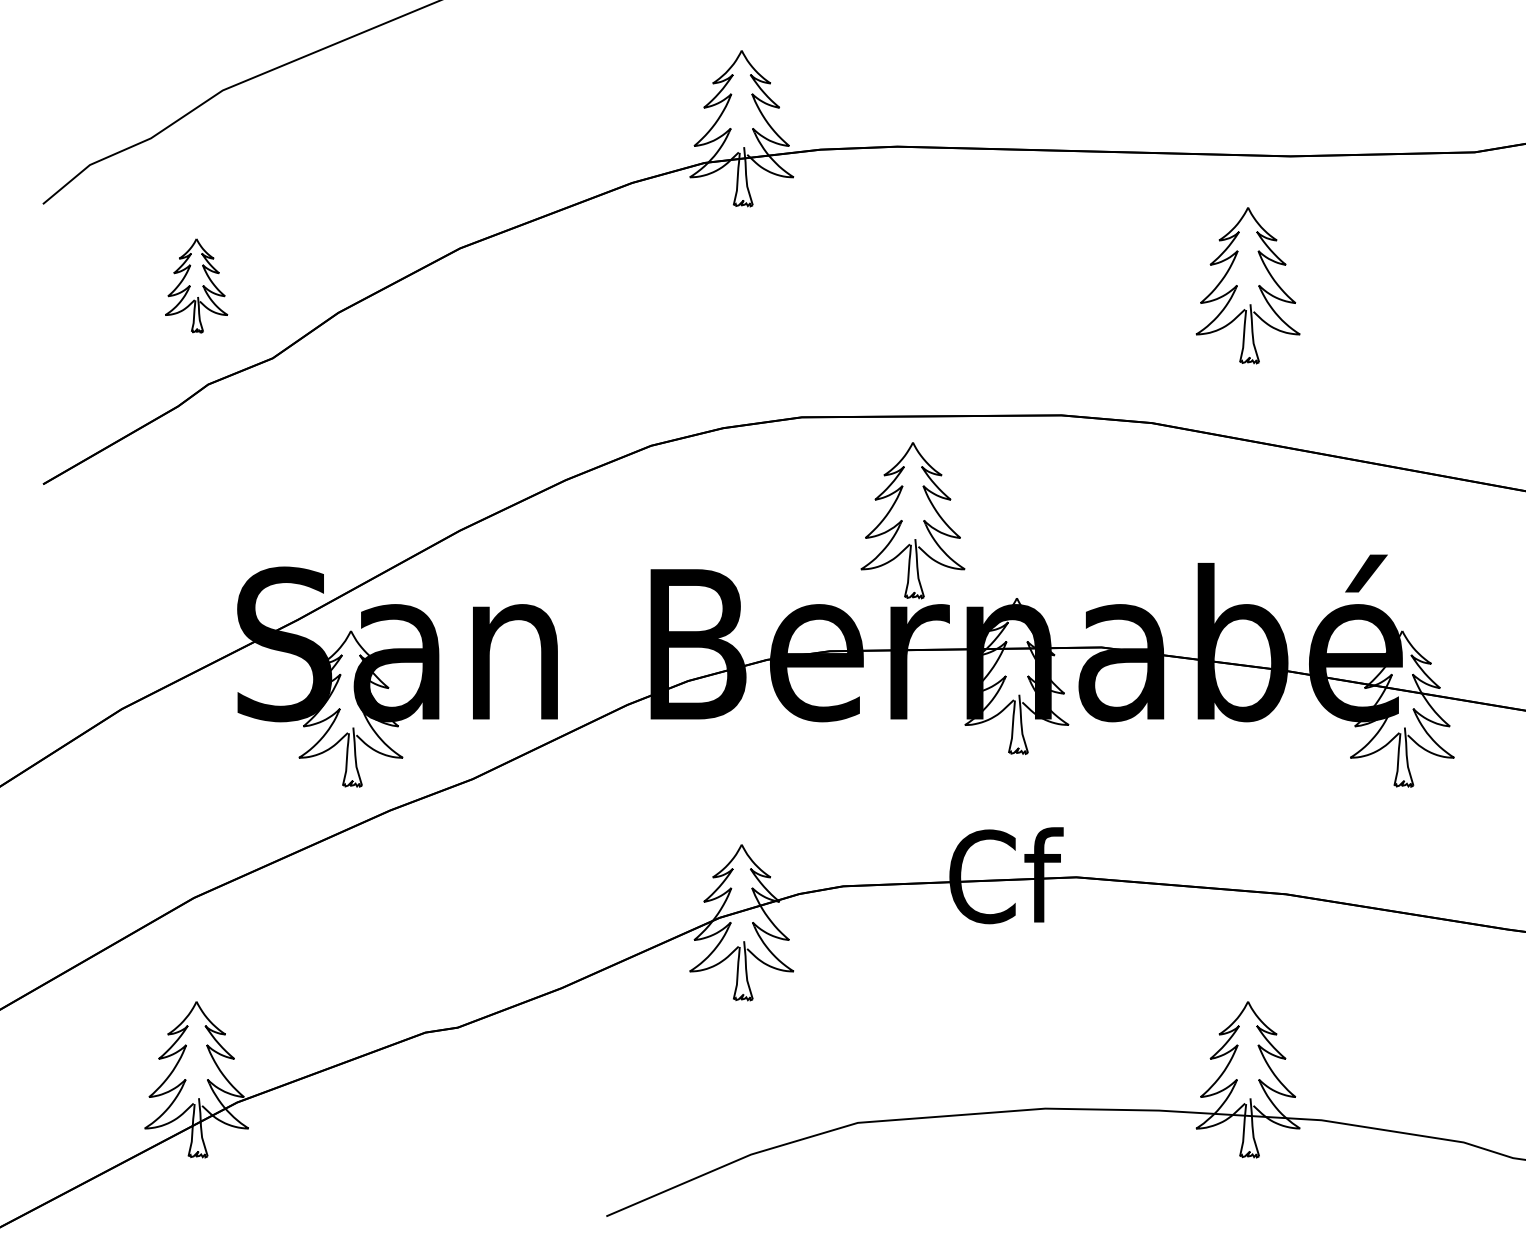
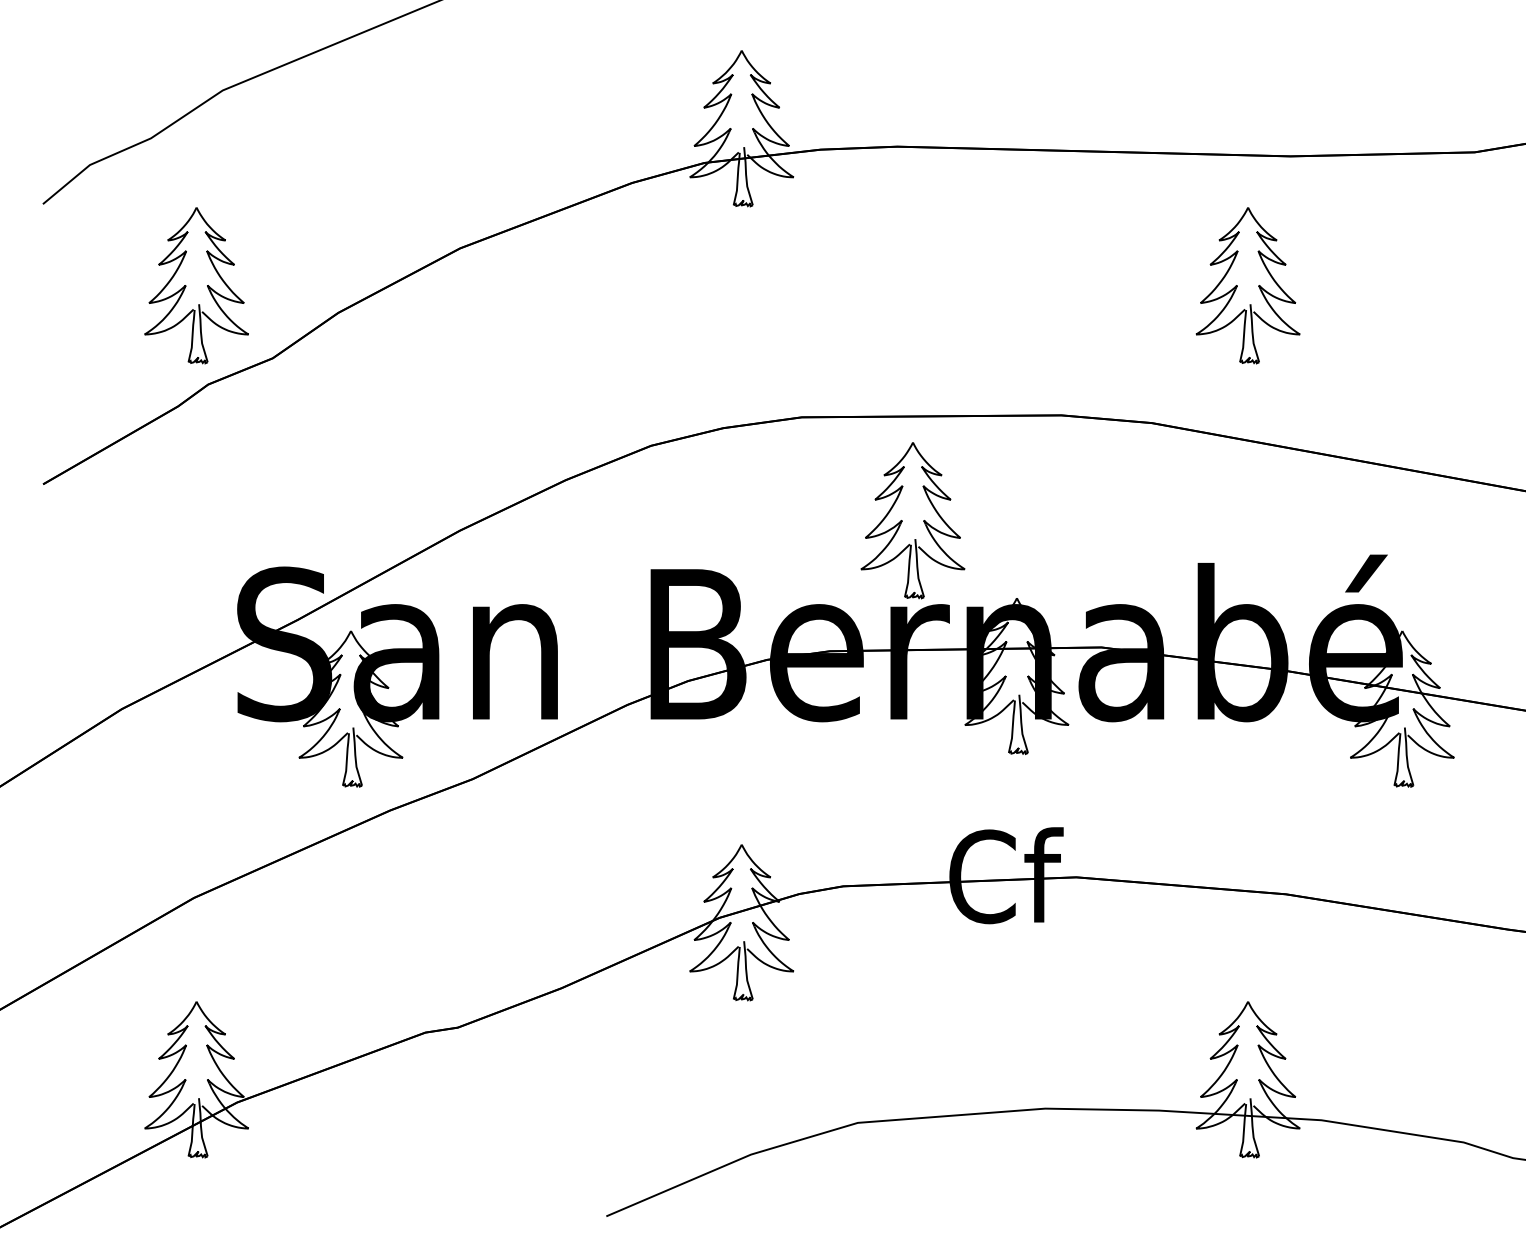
part size: 64x96 px -> 105x158 px (196, 285)
